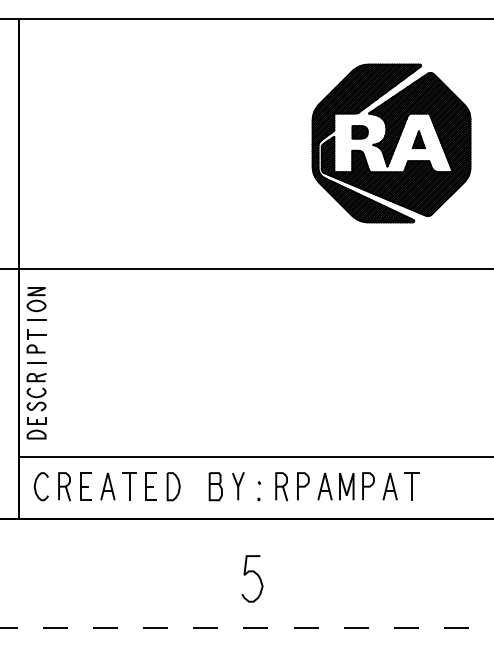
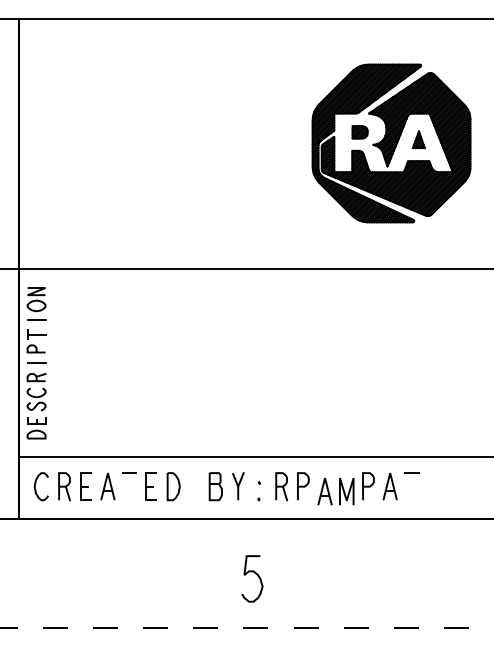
line: present -> none (129, 486)
part position: (335, 486) -> (335, 491) (335, 491)
line: present -> none (411, 486)
